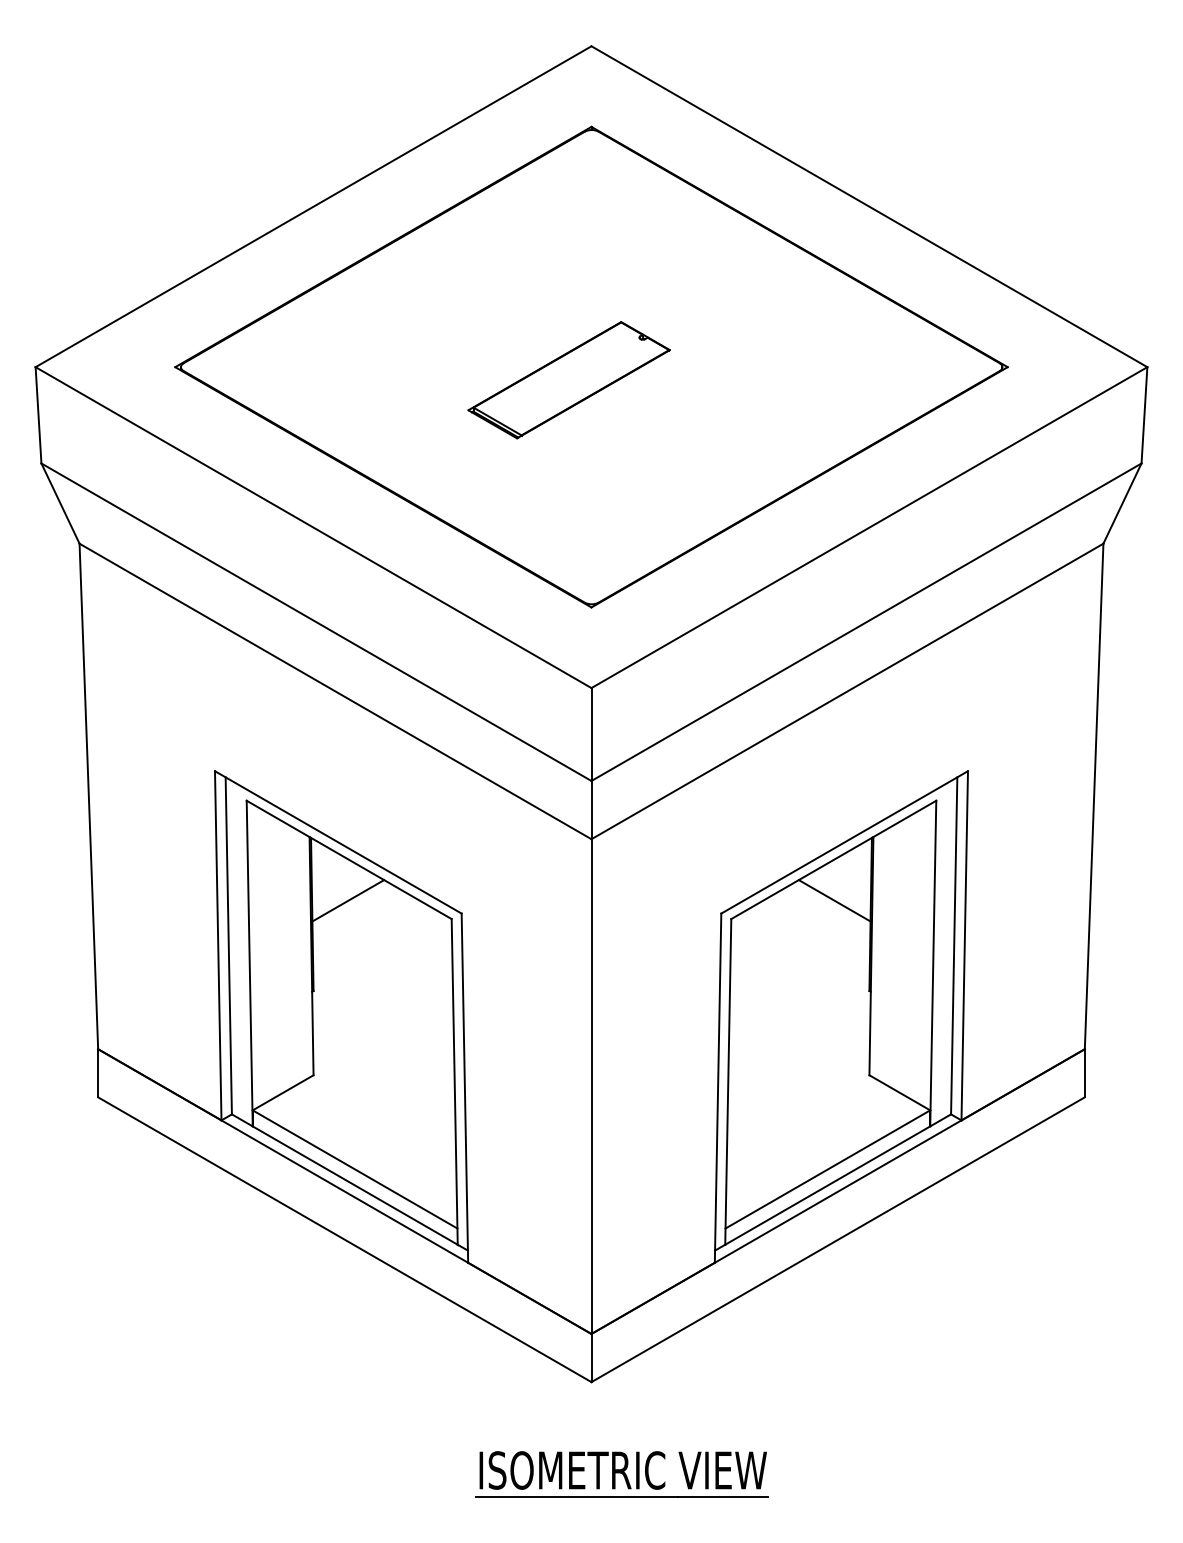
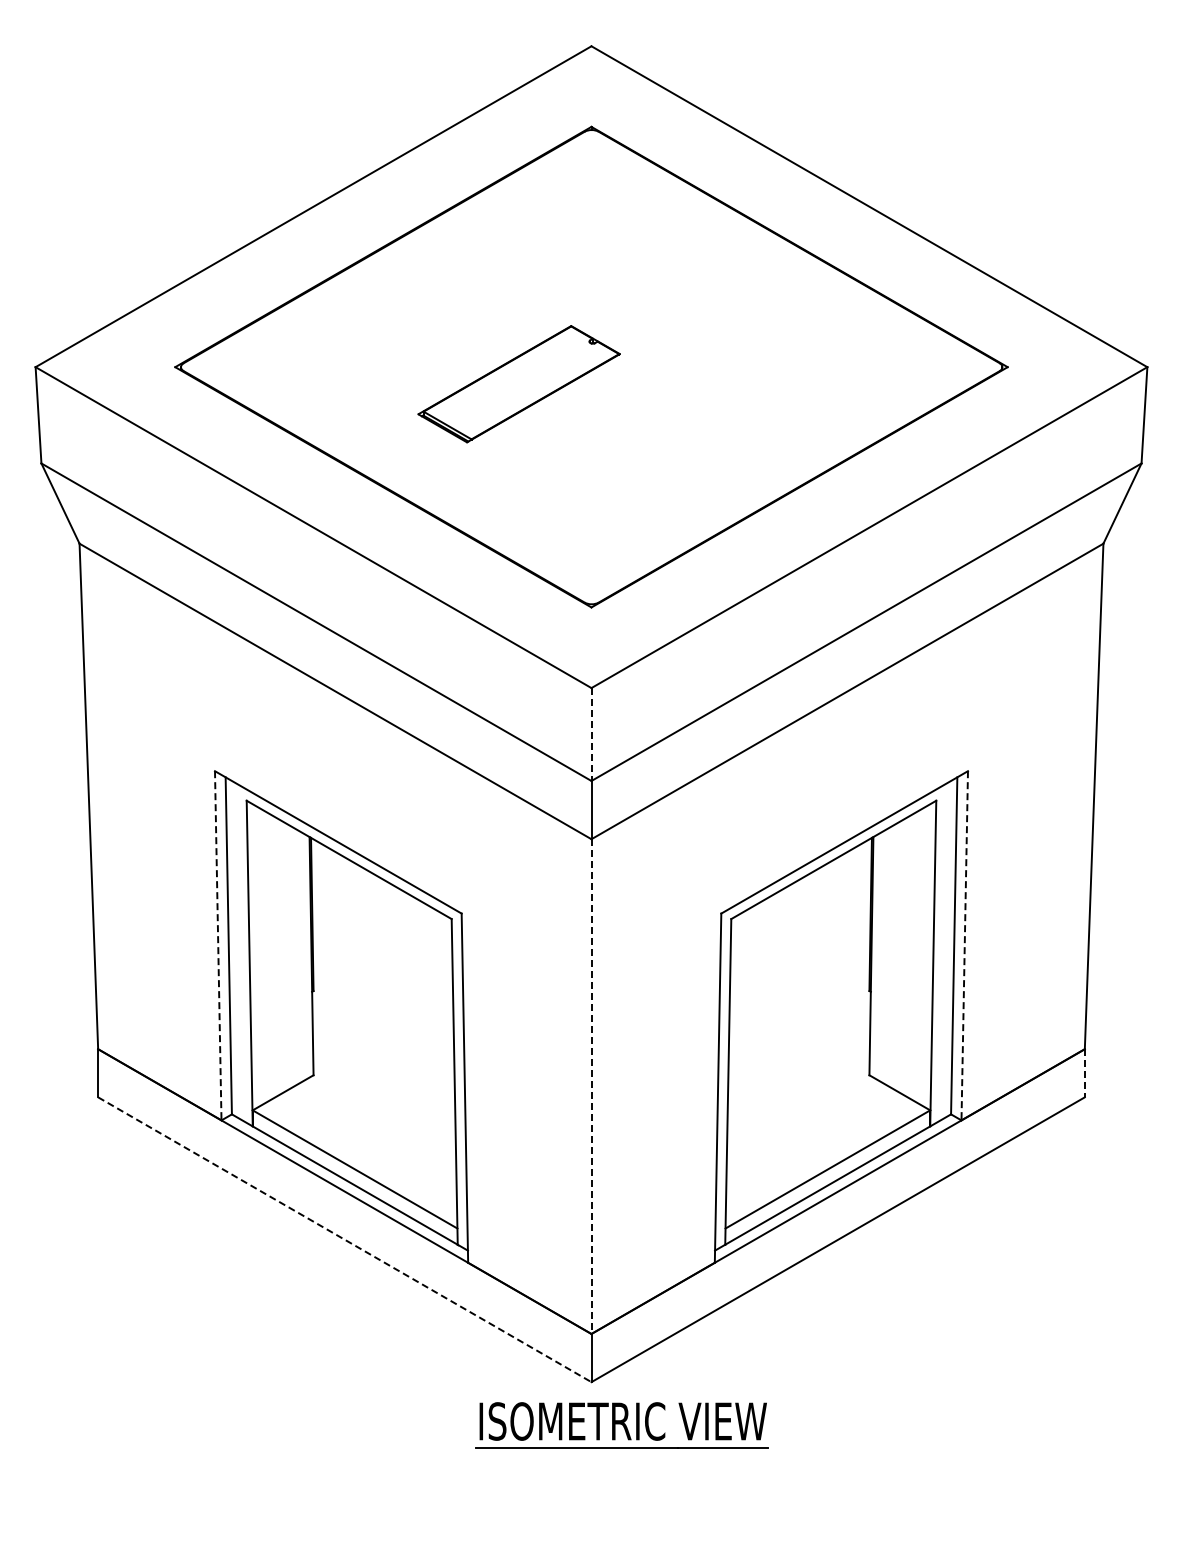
part position: (568, 380) -> (518, 384) (518, 384)
line: solid -> dashed (591, 735)
line: present -> none (348, 900)
line: present -> none (834, 900)
line: solid -> dashed (218, 945)
line: solid -> dashed (964, 945)
line: solid -> dashed (1084, 1073)
line: solid -> dashed (591, 1087)
line: solid -> dashed (344, 1239)
part position: (621, 1474) -> (621, 1425) (621, 1425)
